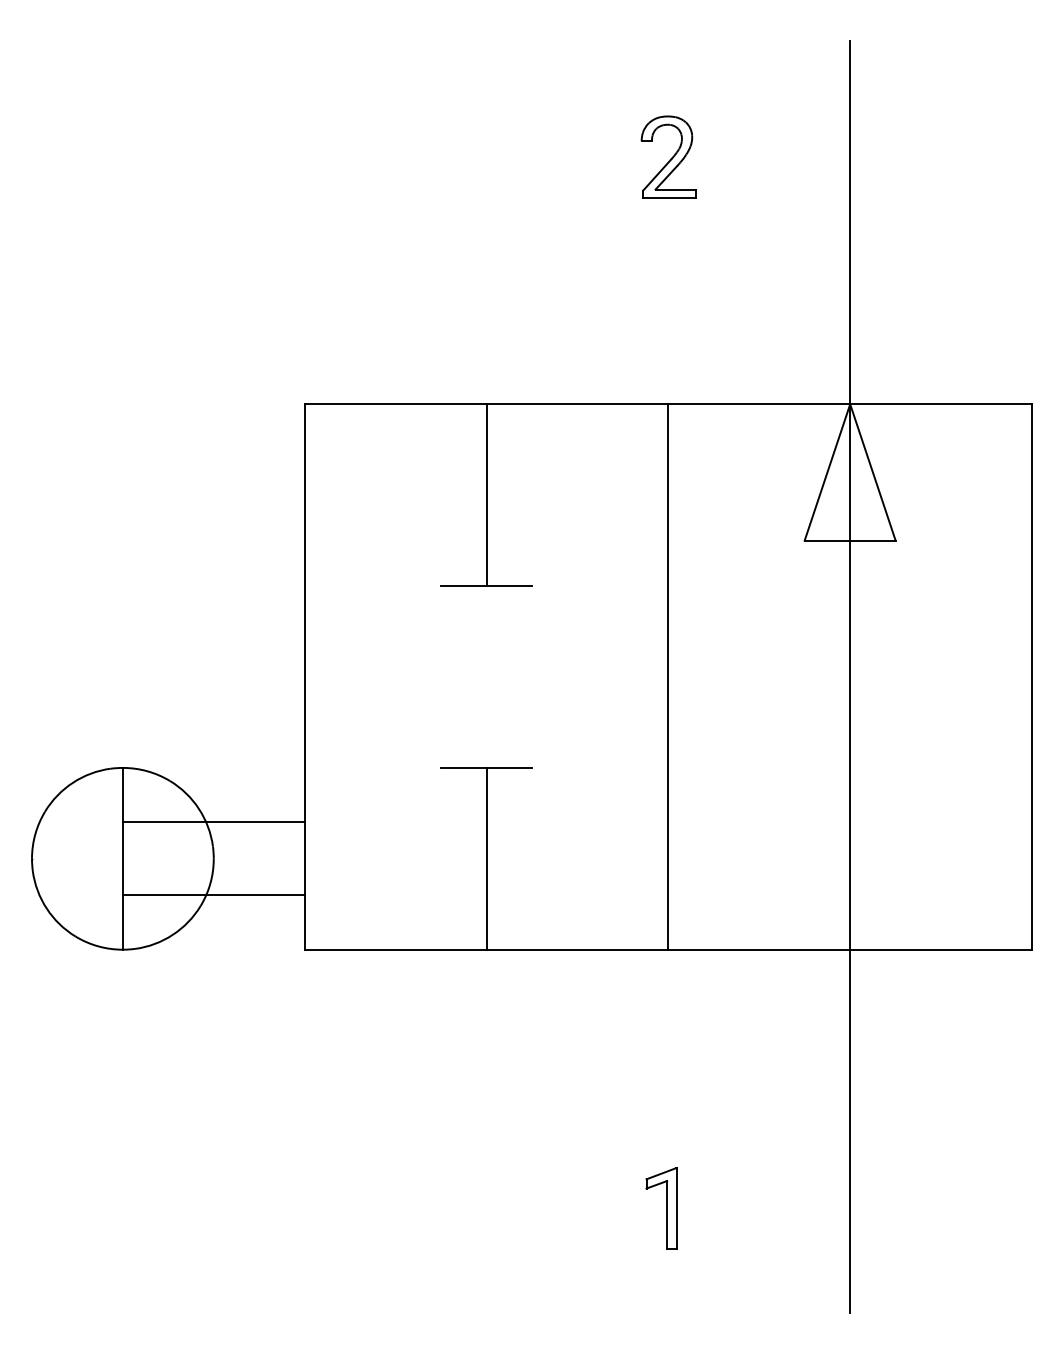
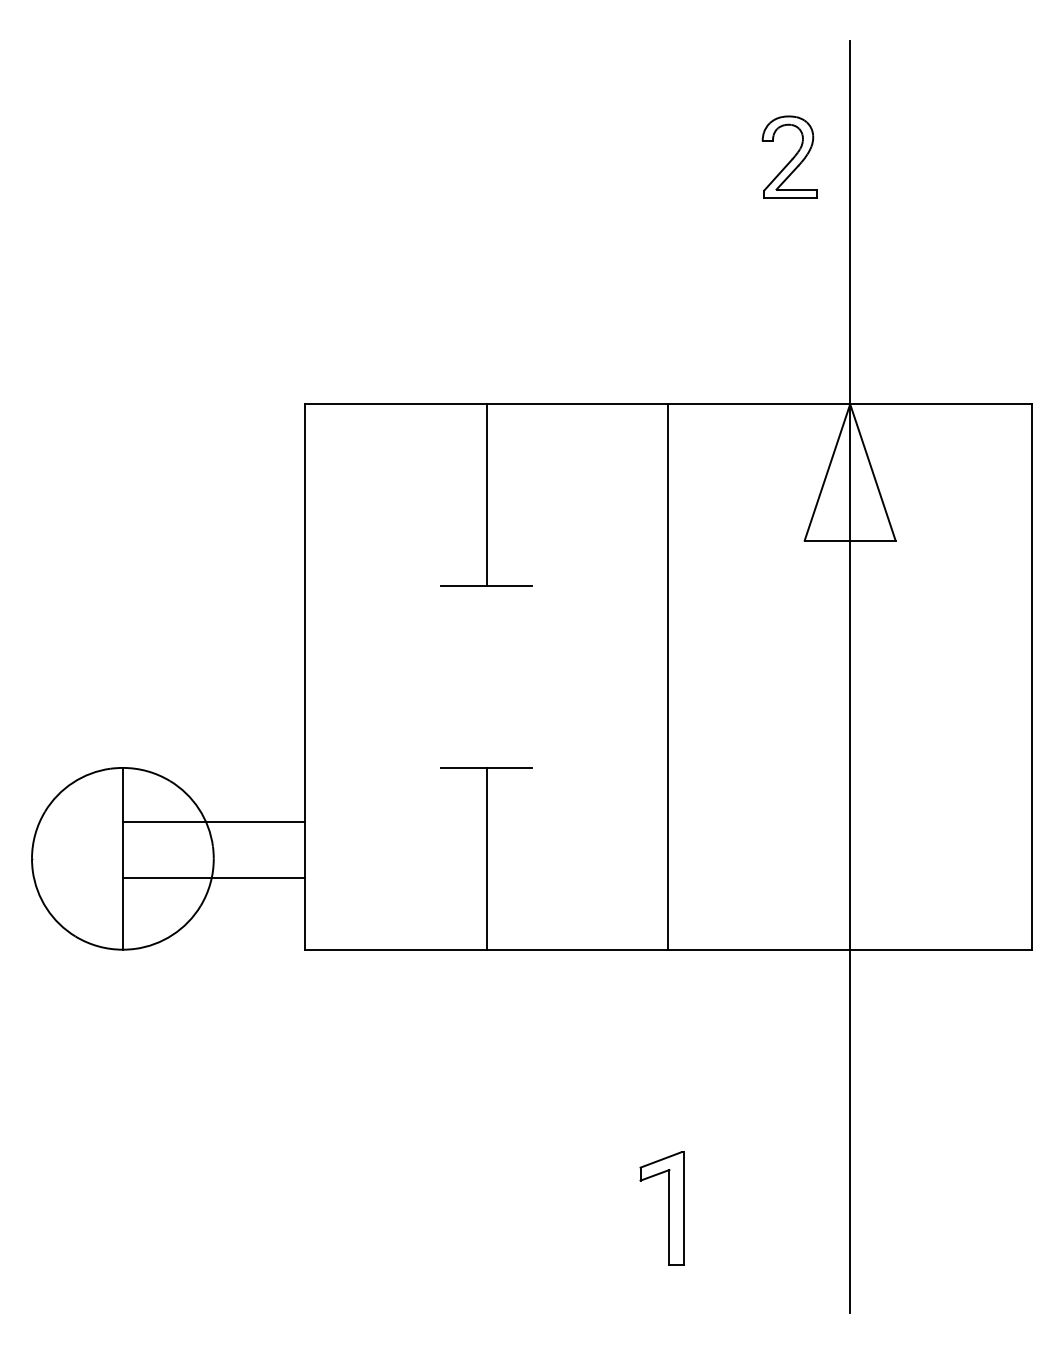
part position: (668, 156) -> (789, 156) (789, 156)
line position: (213, 895) -> (213, 878) (213, 878)
part size: 33x83 px -> 46x115 px (661, 1208)
